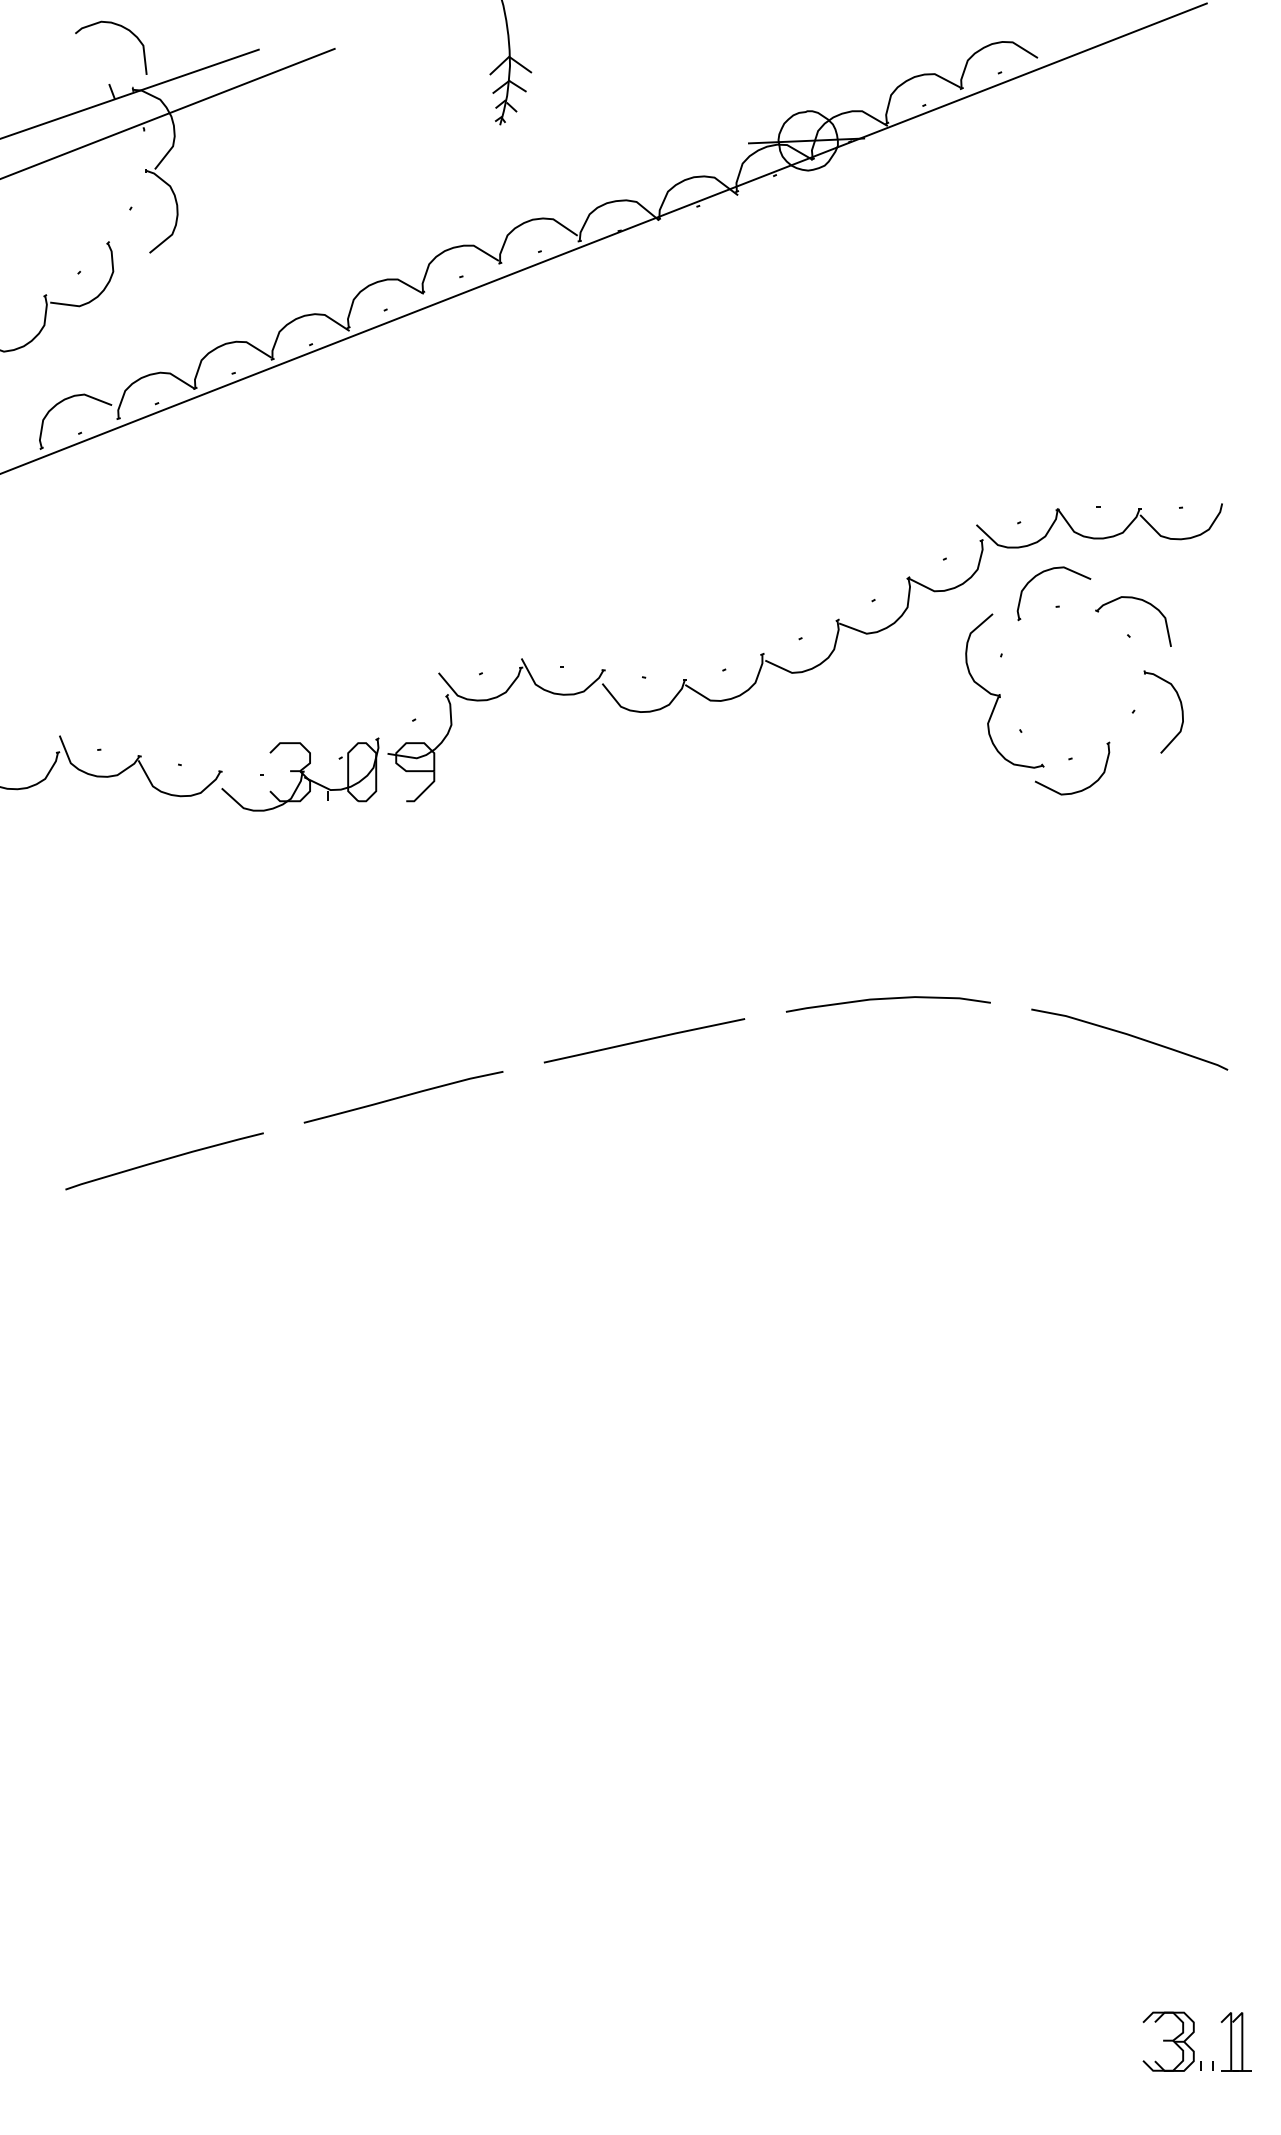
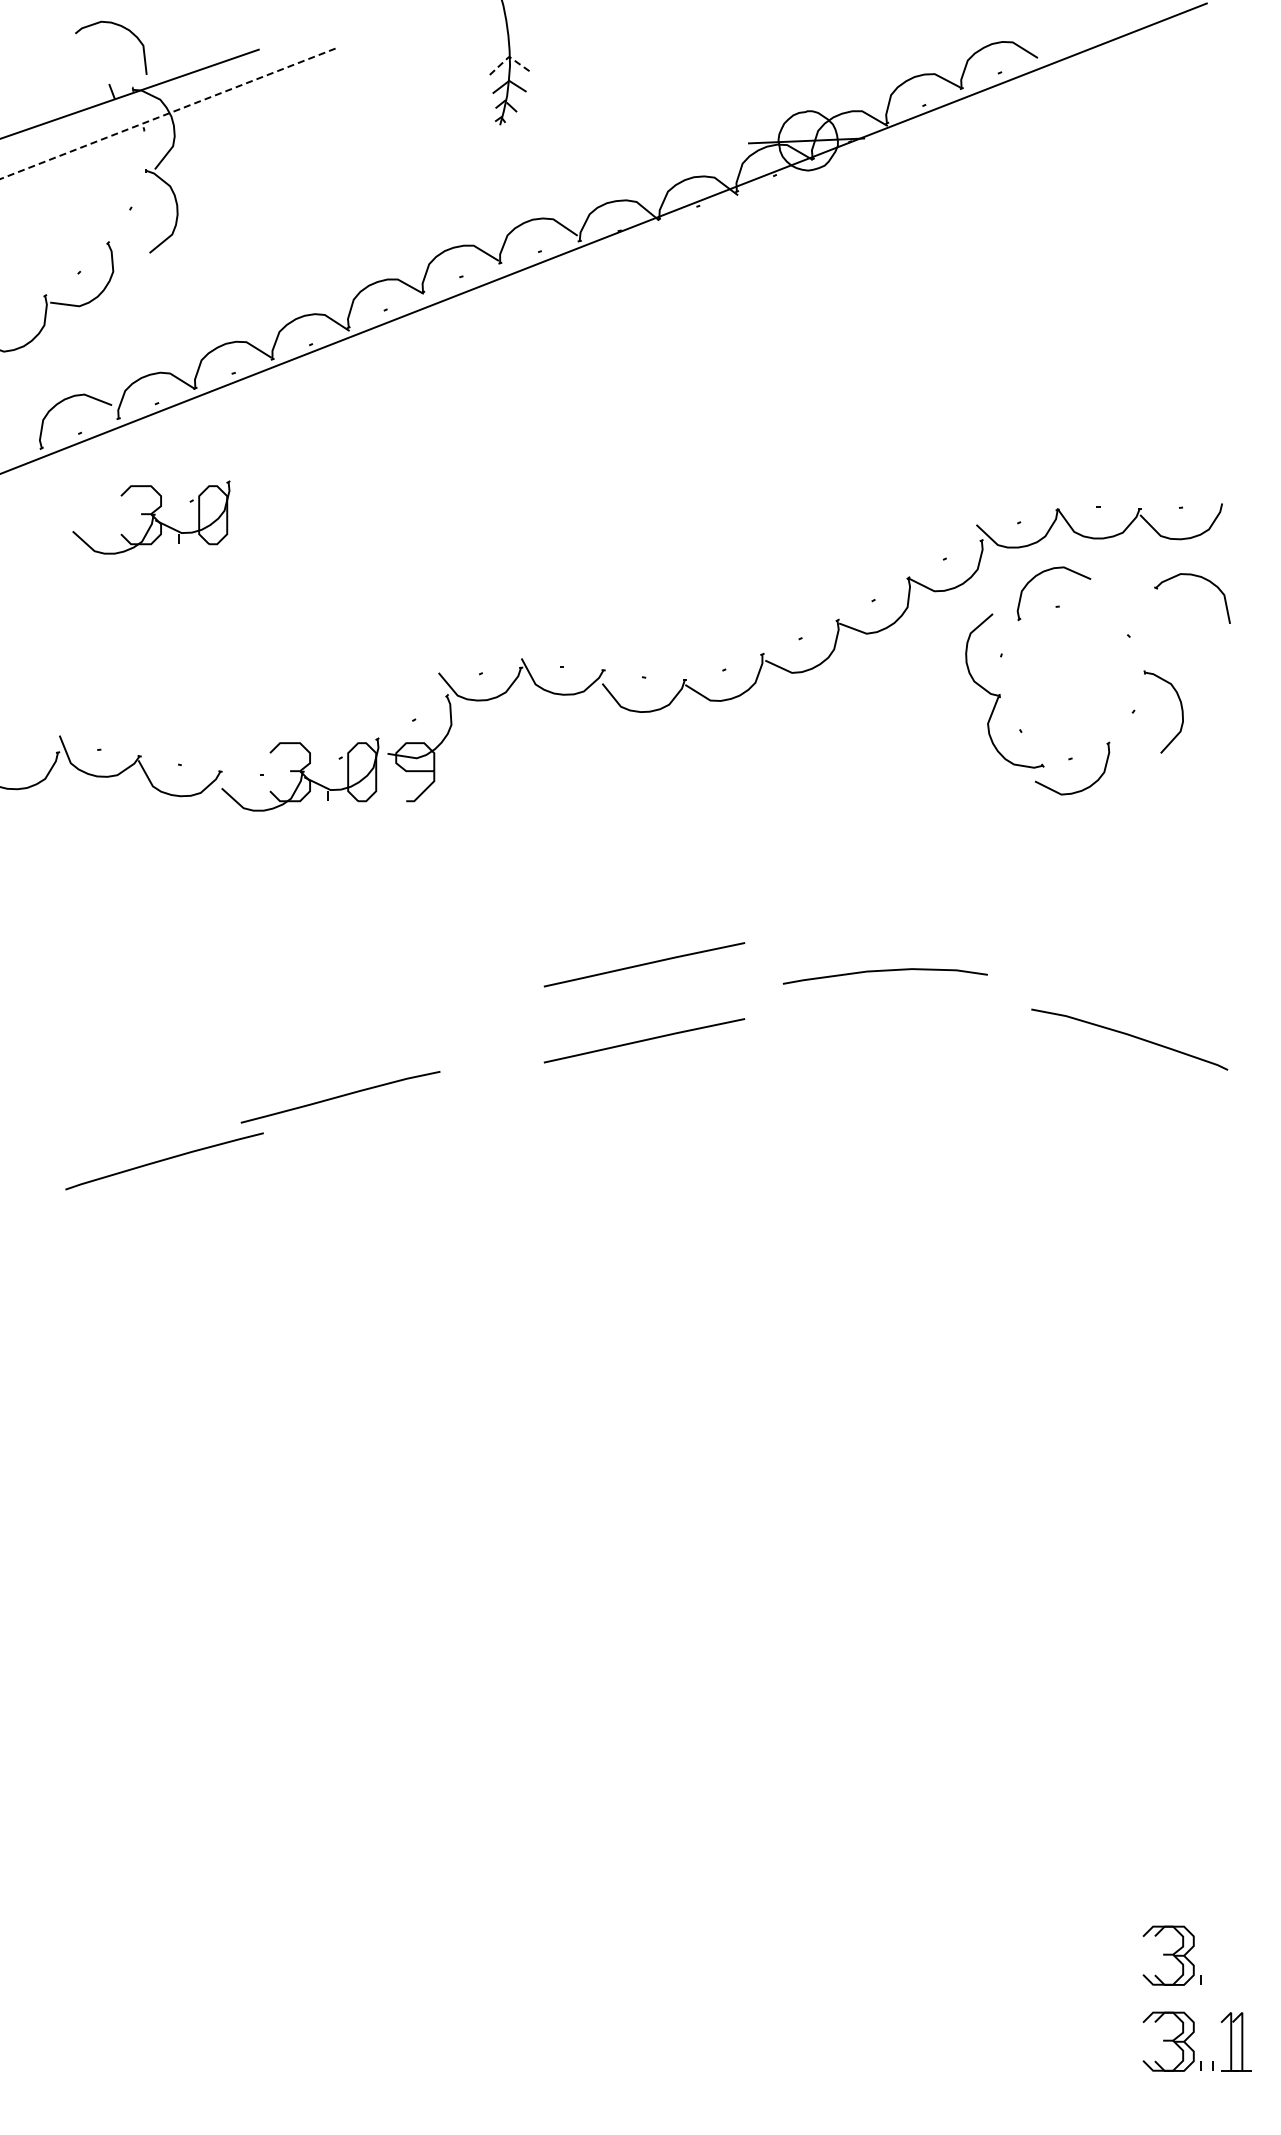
line: solid -> dashed (509, 57)
line: solid -> dashed (168, 113)
part: none -> present (151, 517)
part position: (1139, 600) -> (1198, 577) (1198, 577)
line: none -> present (644, 964)
curve position: (887, 999) -> (884, 971) (884, 971)
curve position: (403, 1097) -> (340, 1097) (340, 1097)
part: none -> present (1171, 1955)
